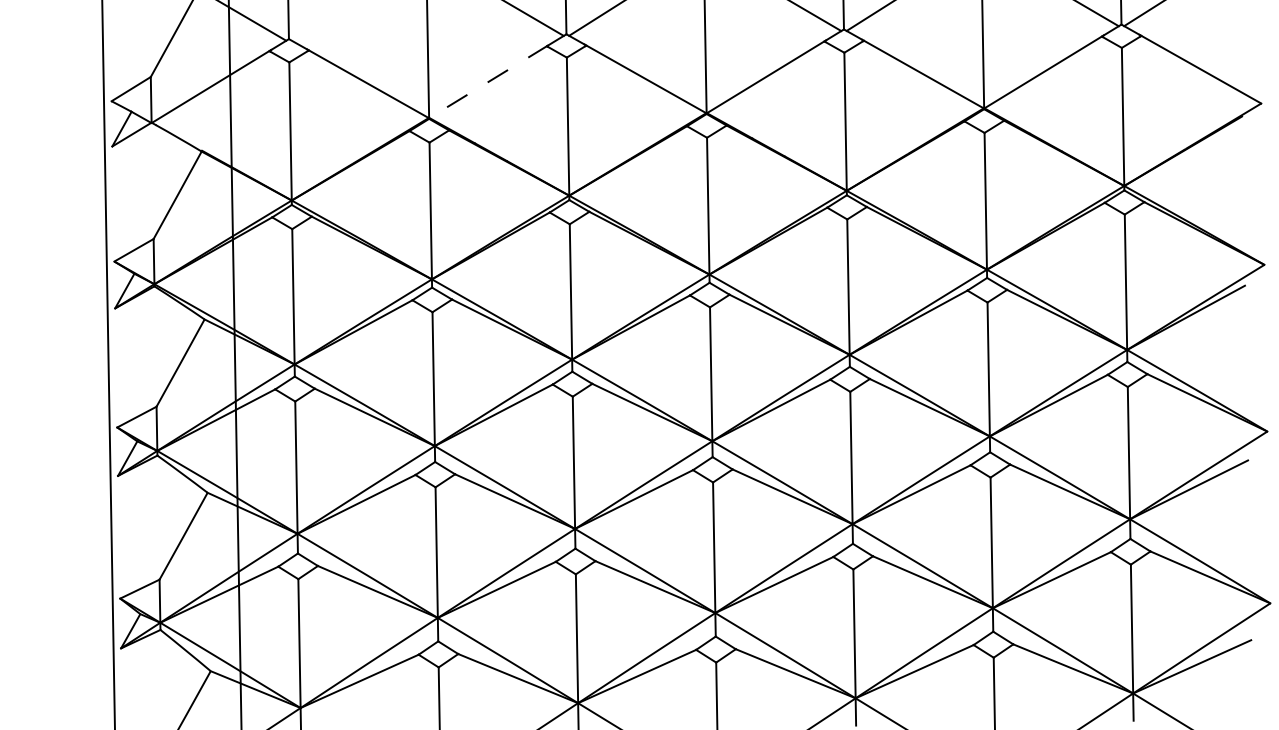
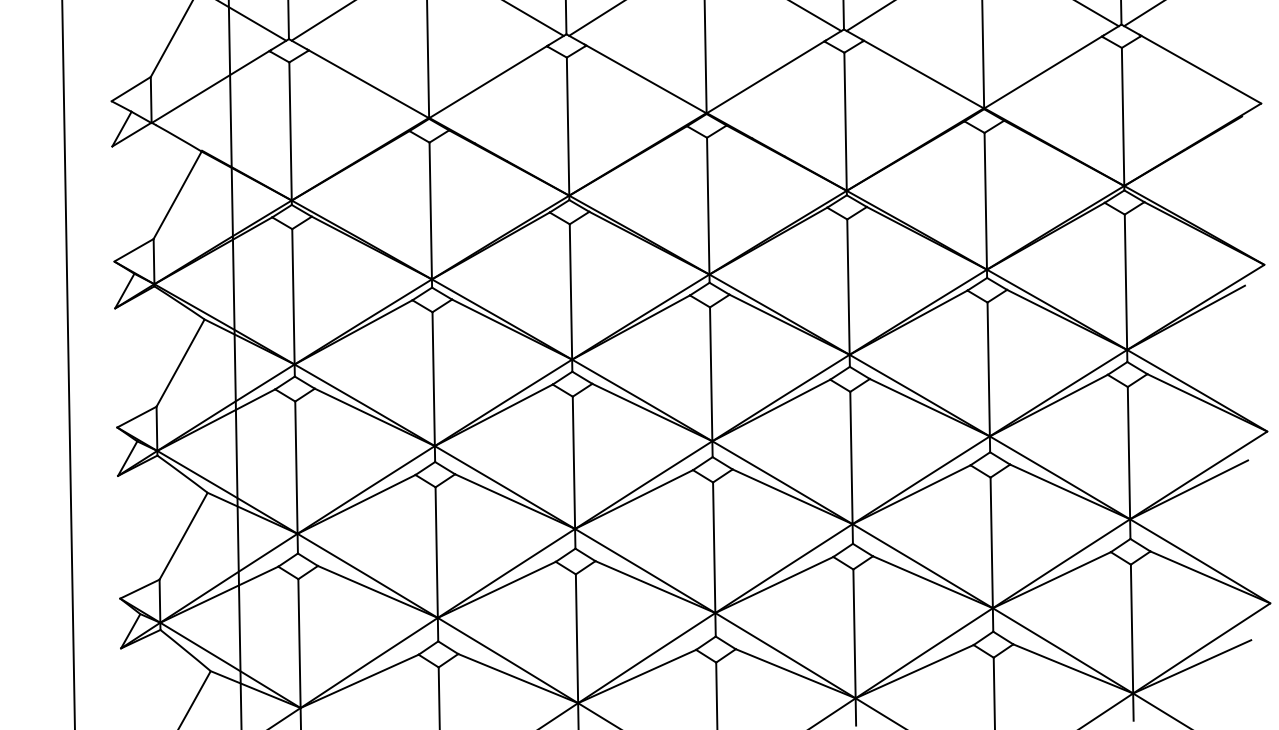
line: none -> present (321, 21)
line: dashed -> solid (489, 81)
line position: (108, 364) -> (68, 364) (68, 364)
